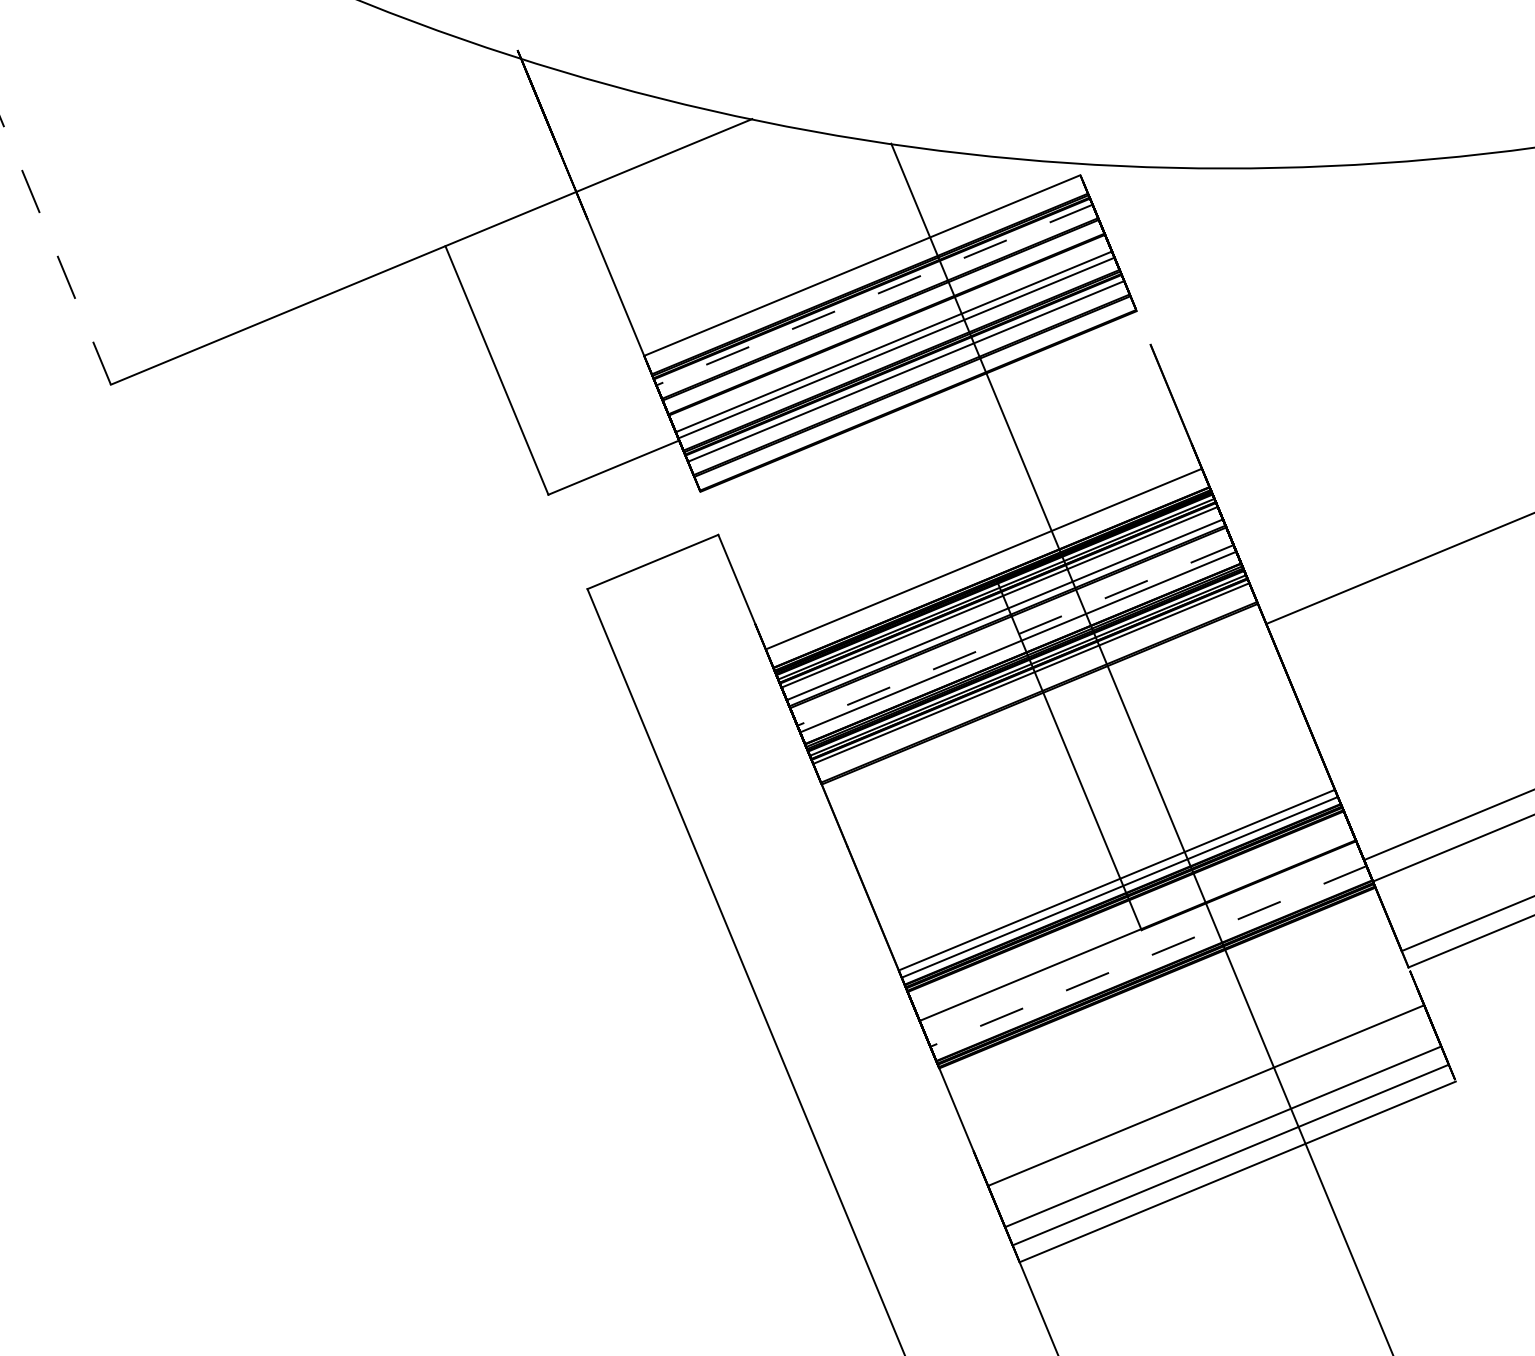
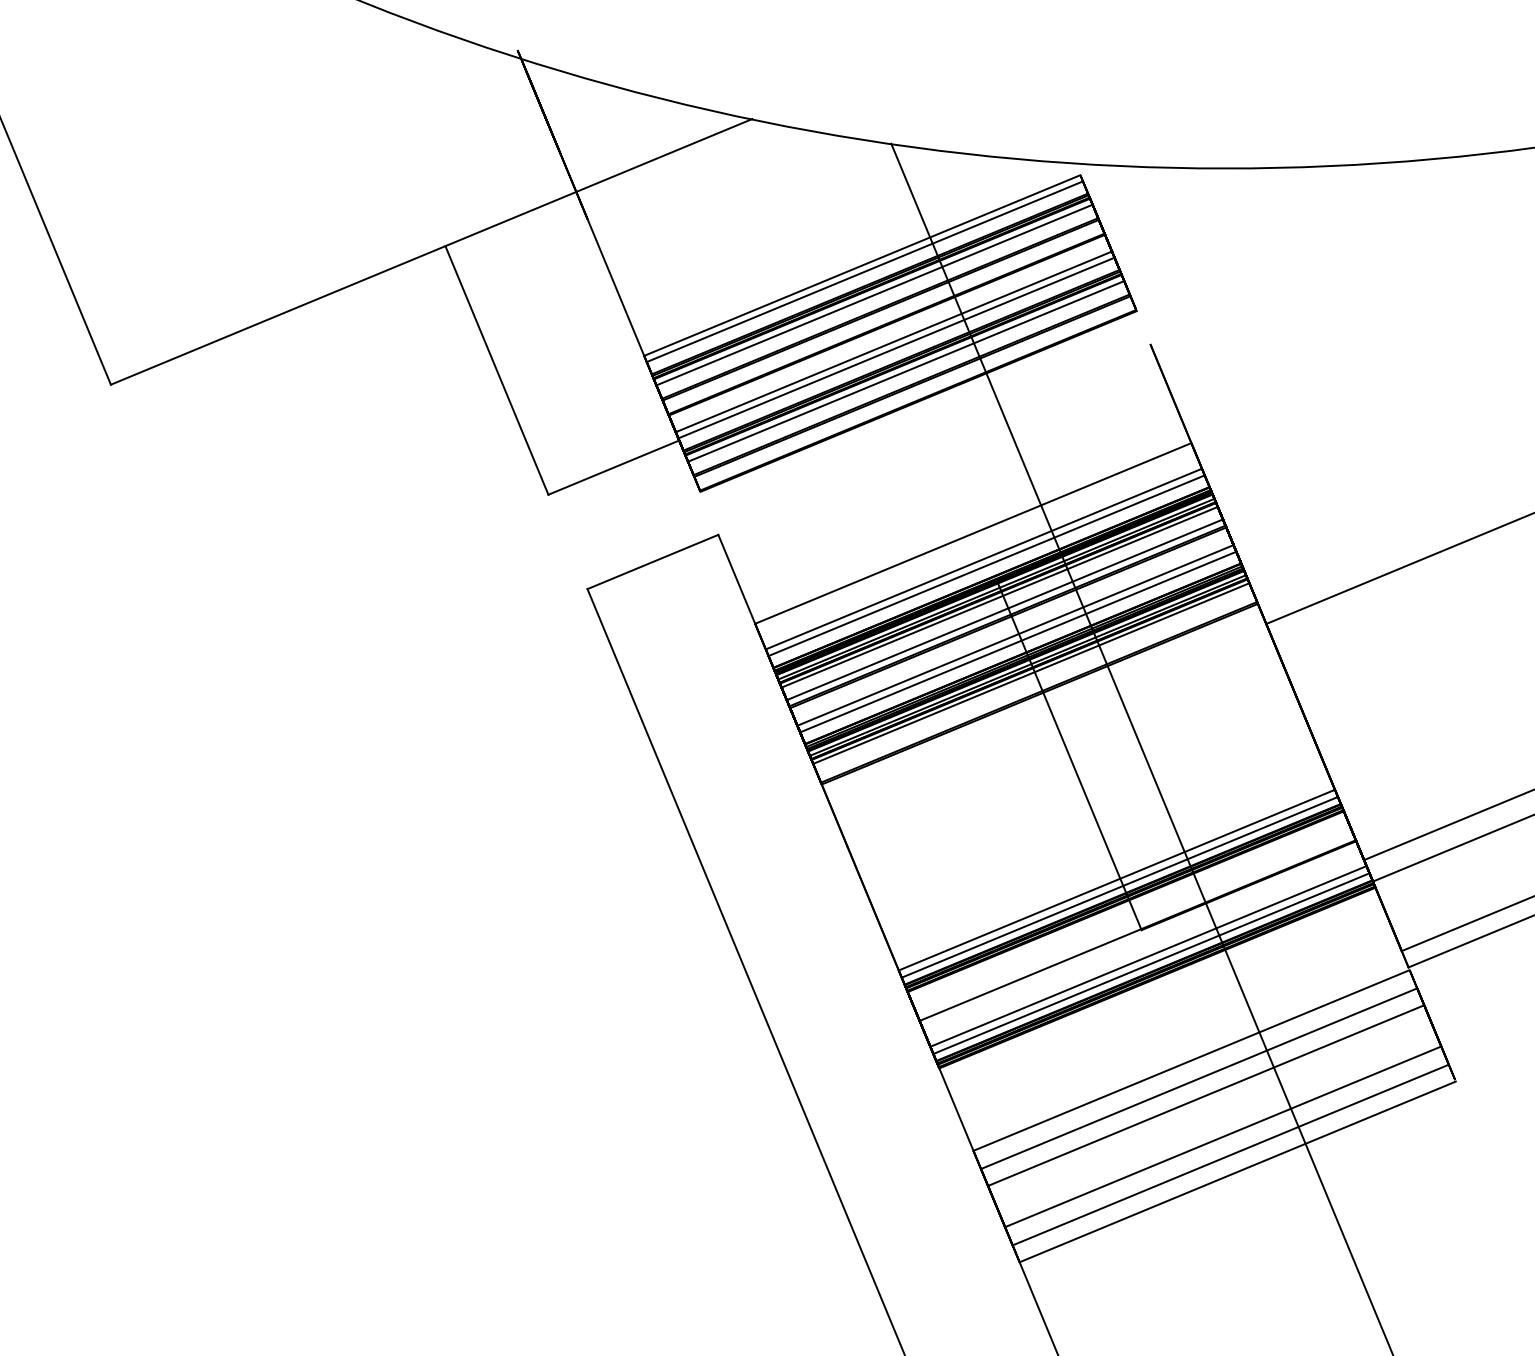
line: dashed -> solid (55, 250)
line: none -> present (864, 271)
line: dashed -> solid (874, 295)
line: none -> present (973, 533)
line: none -> present (986, 565)
line: dashed -> solid (1015, 635)
line: dashed -> solid (1148, 956)
line: none -> present (1151, 963)
line: none -> present (1191, 1060)
line: none -> present (1199, 1078)
